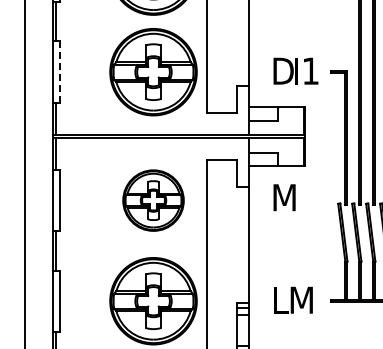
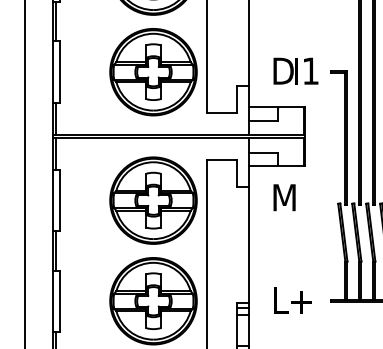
line: dashed -> solid (59, 72)
part size: 63x63 px -> 89x89 px (153, 200)
text: M -> + (301, 299)
